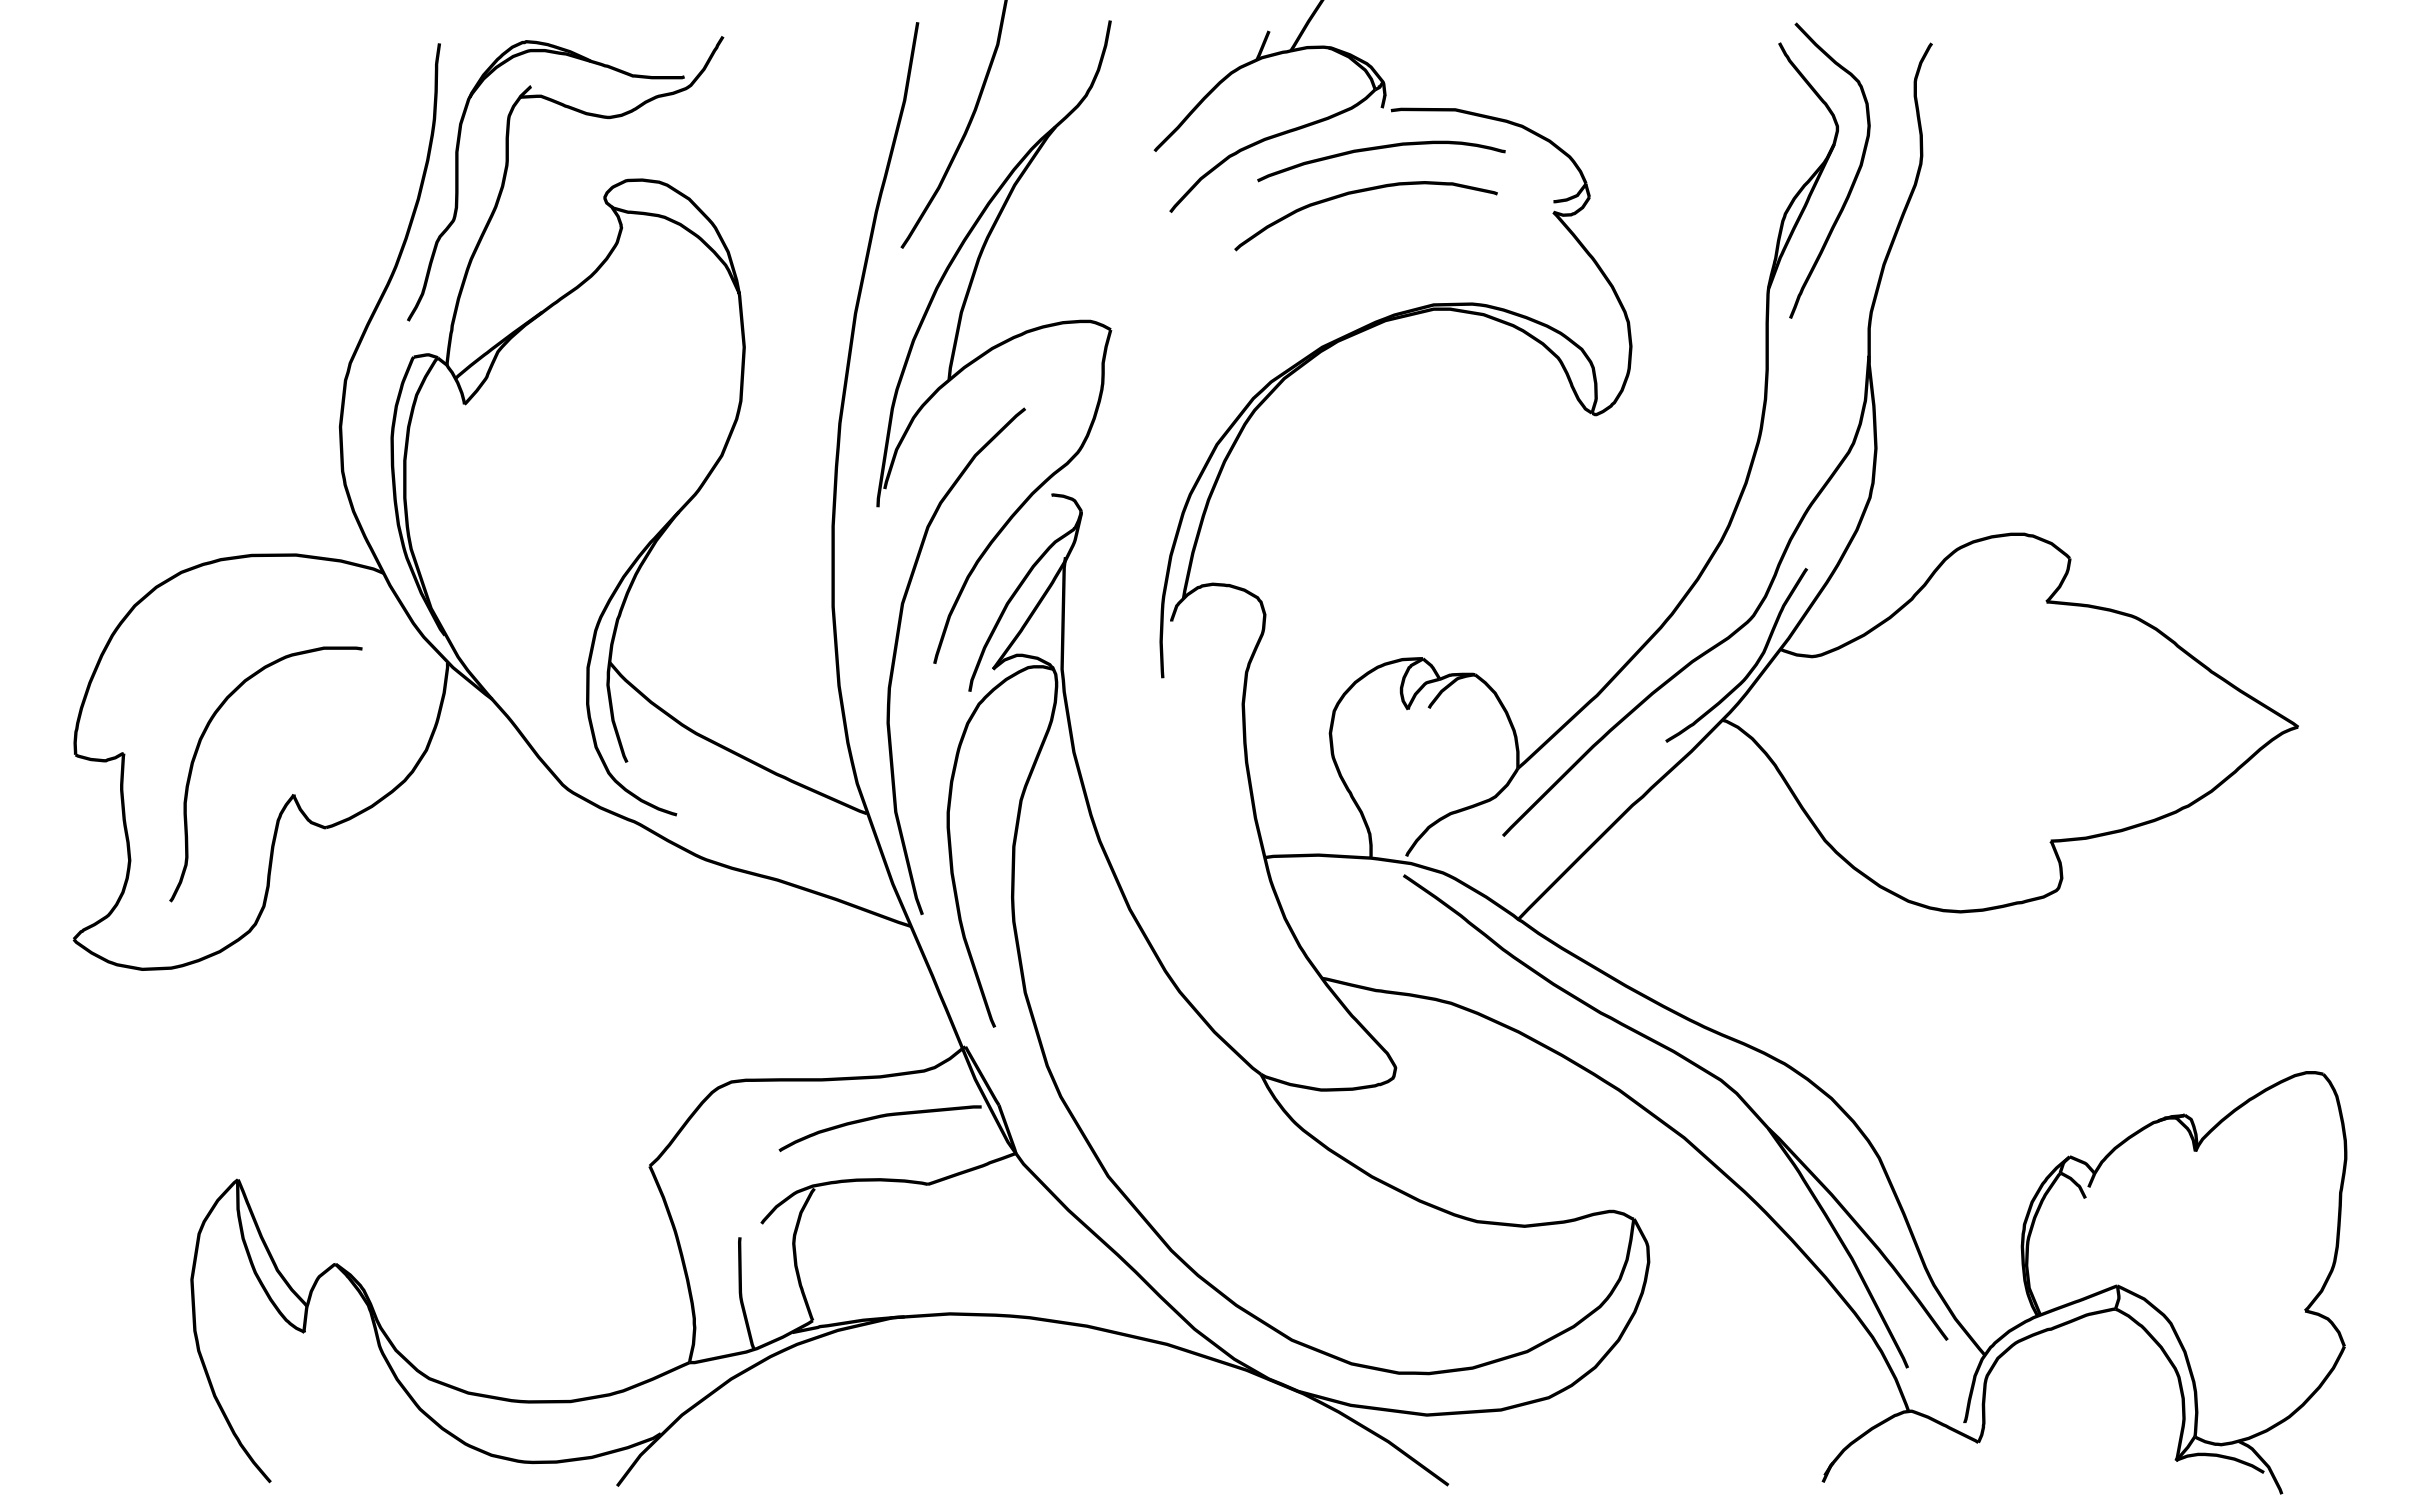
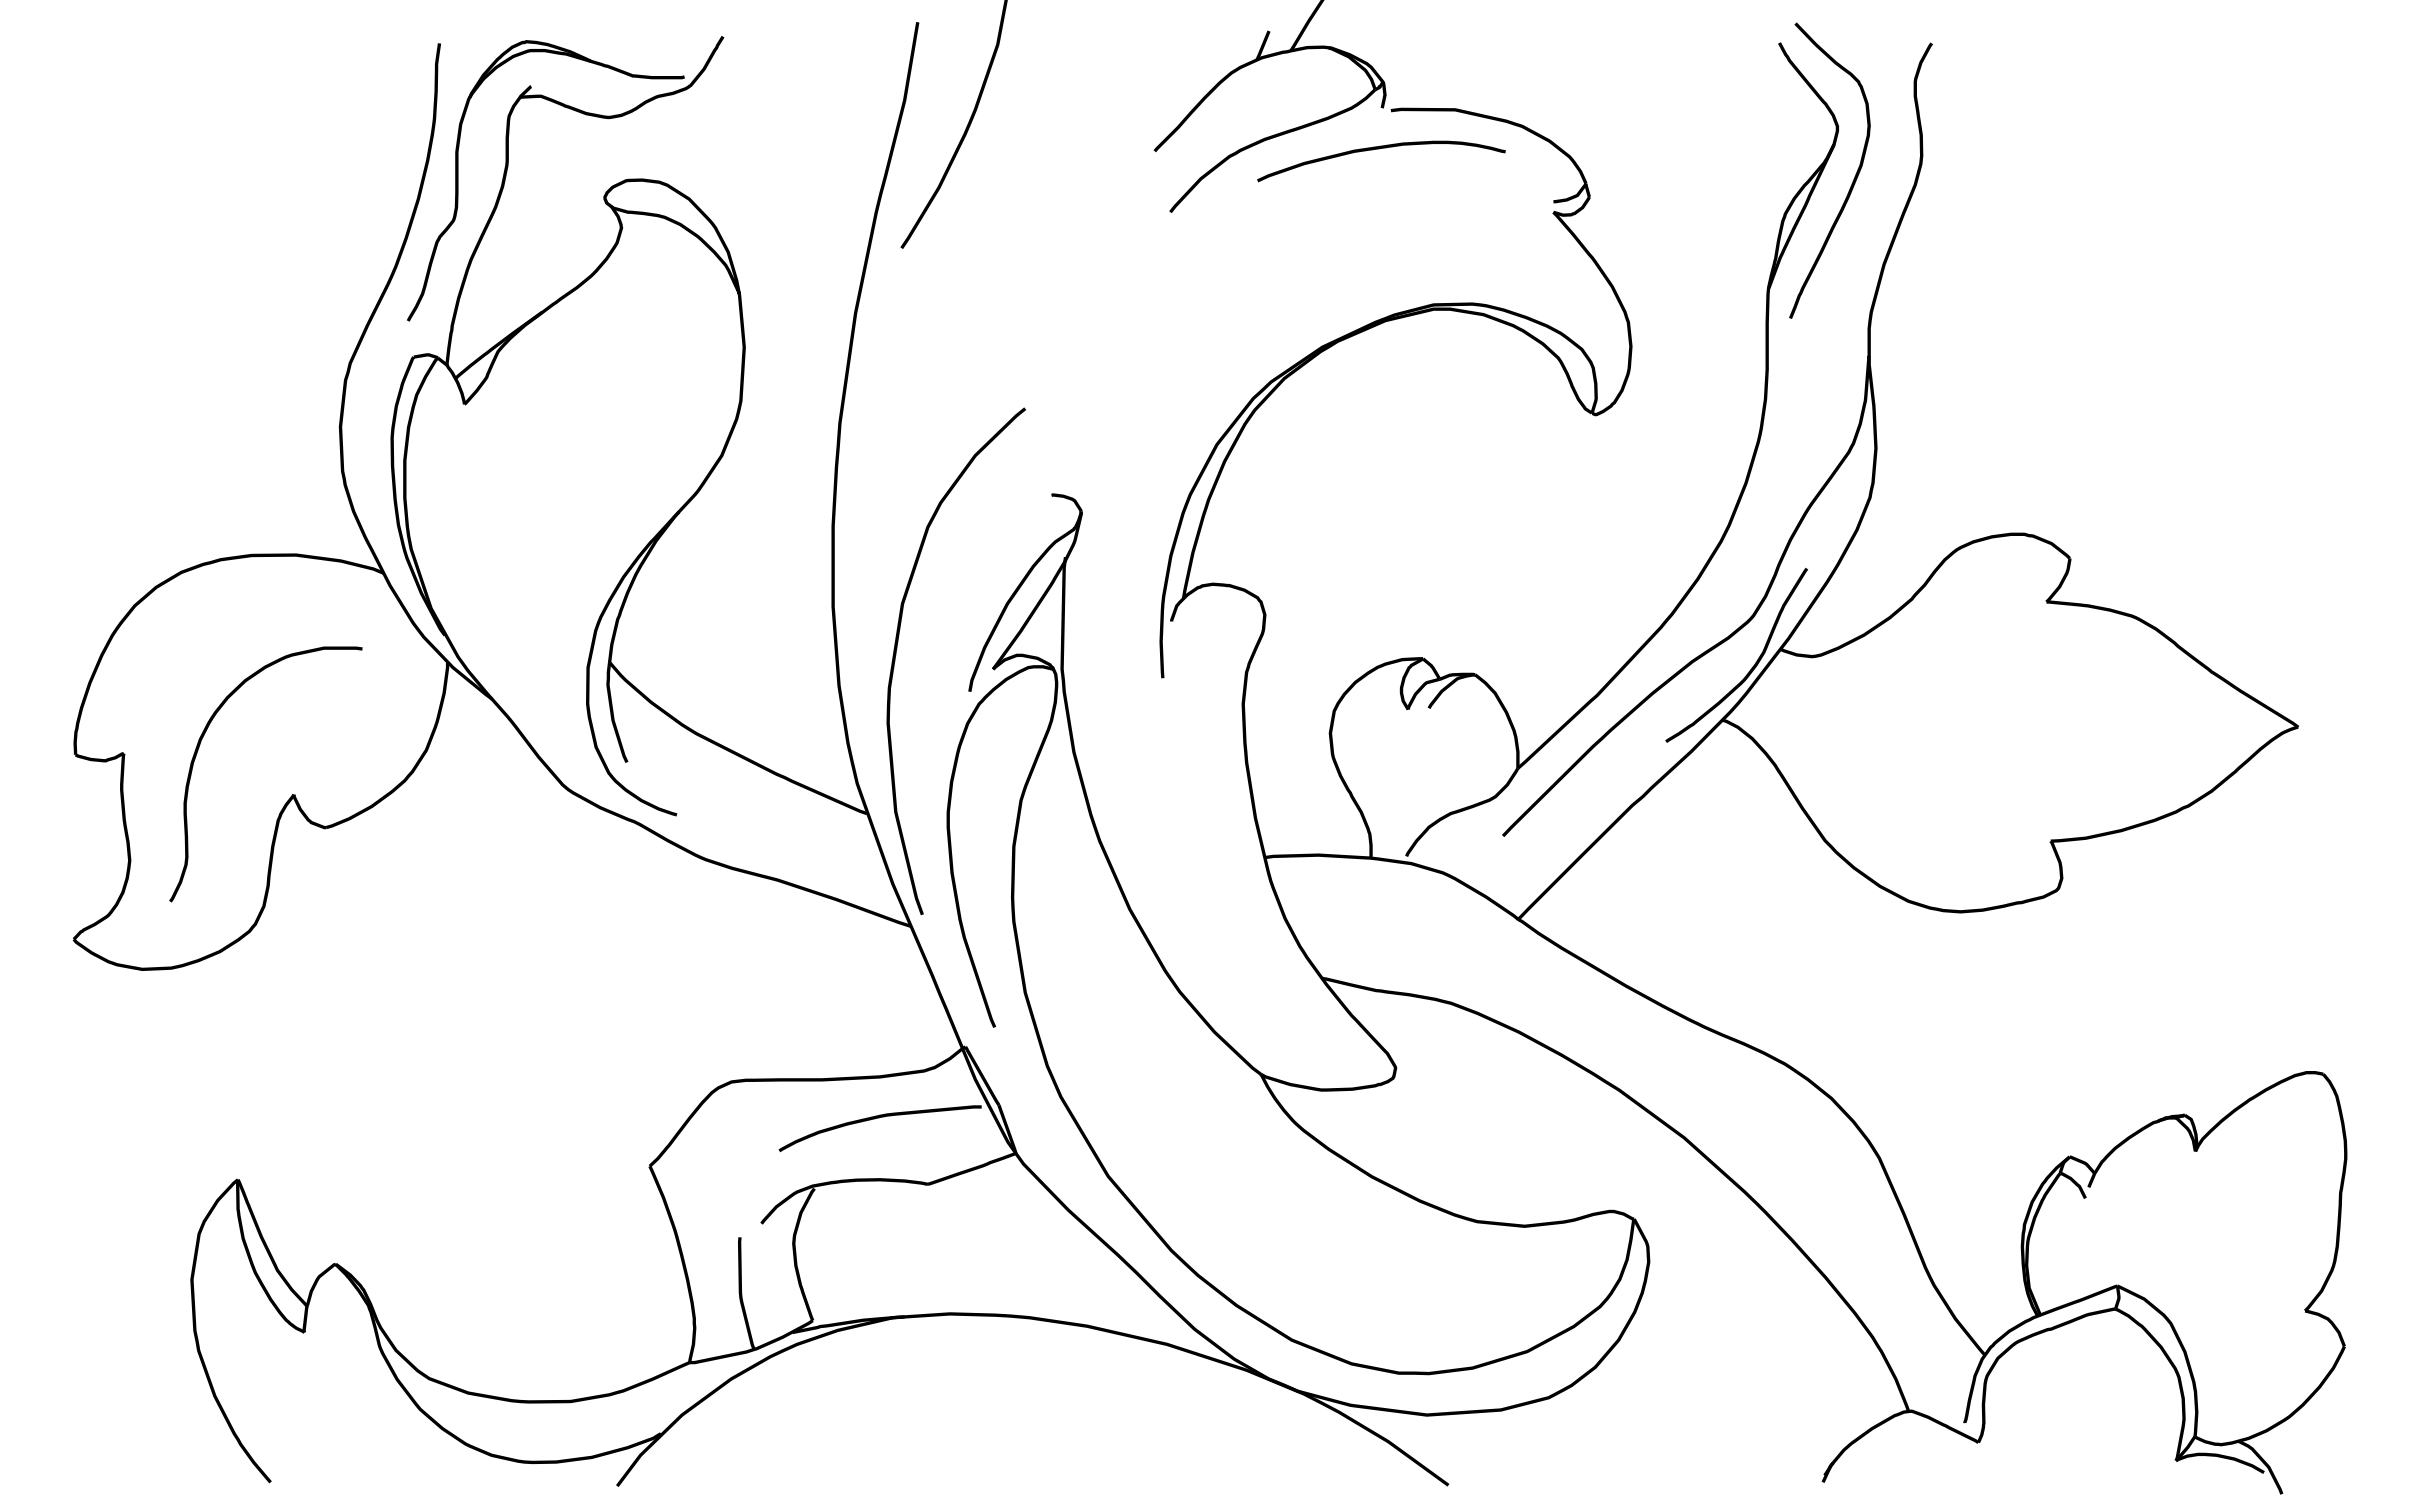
curve: present -> none (1362, 192)
part: present -> none (994, 341)
part: present -> none (1704, 1072)
